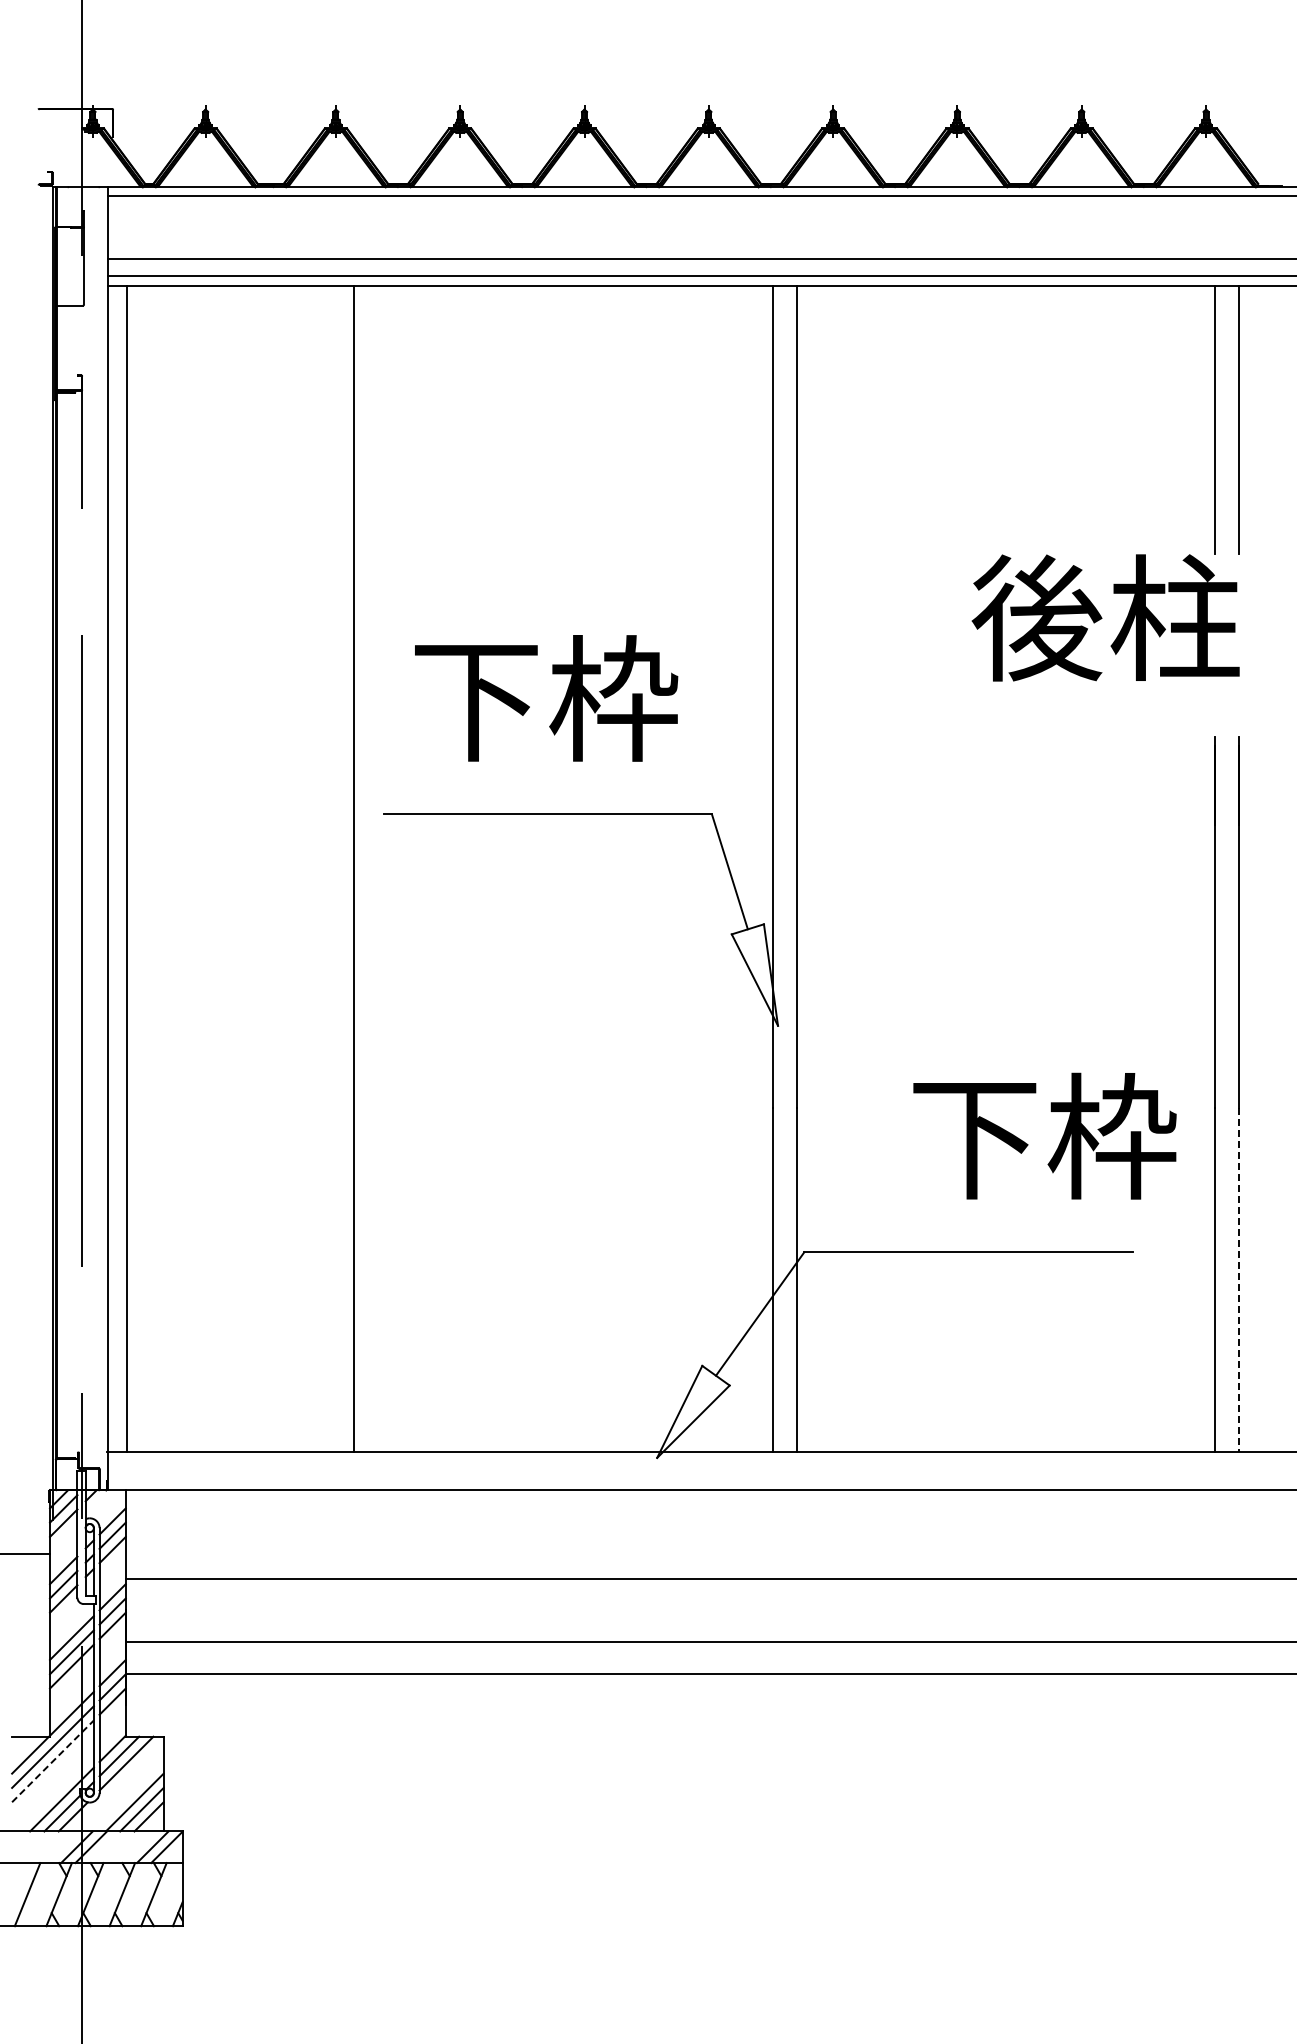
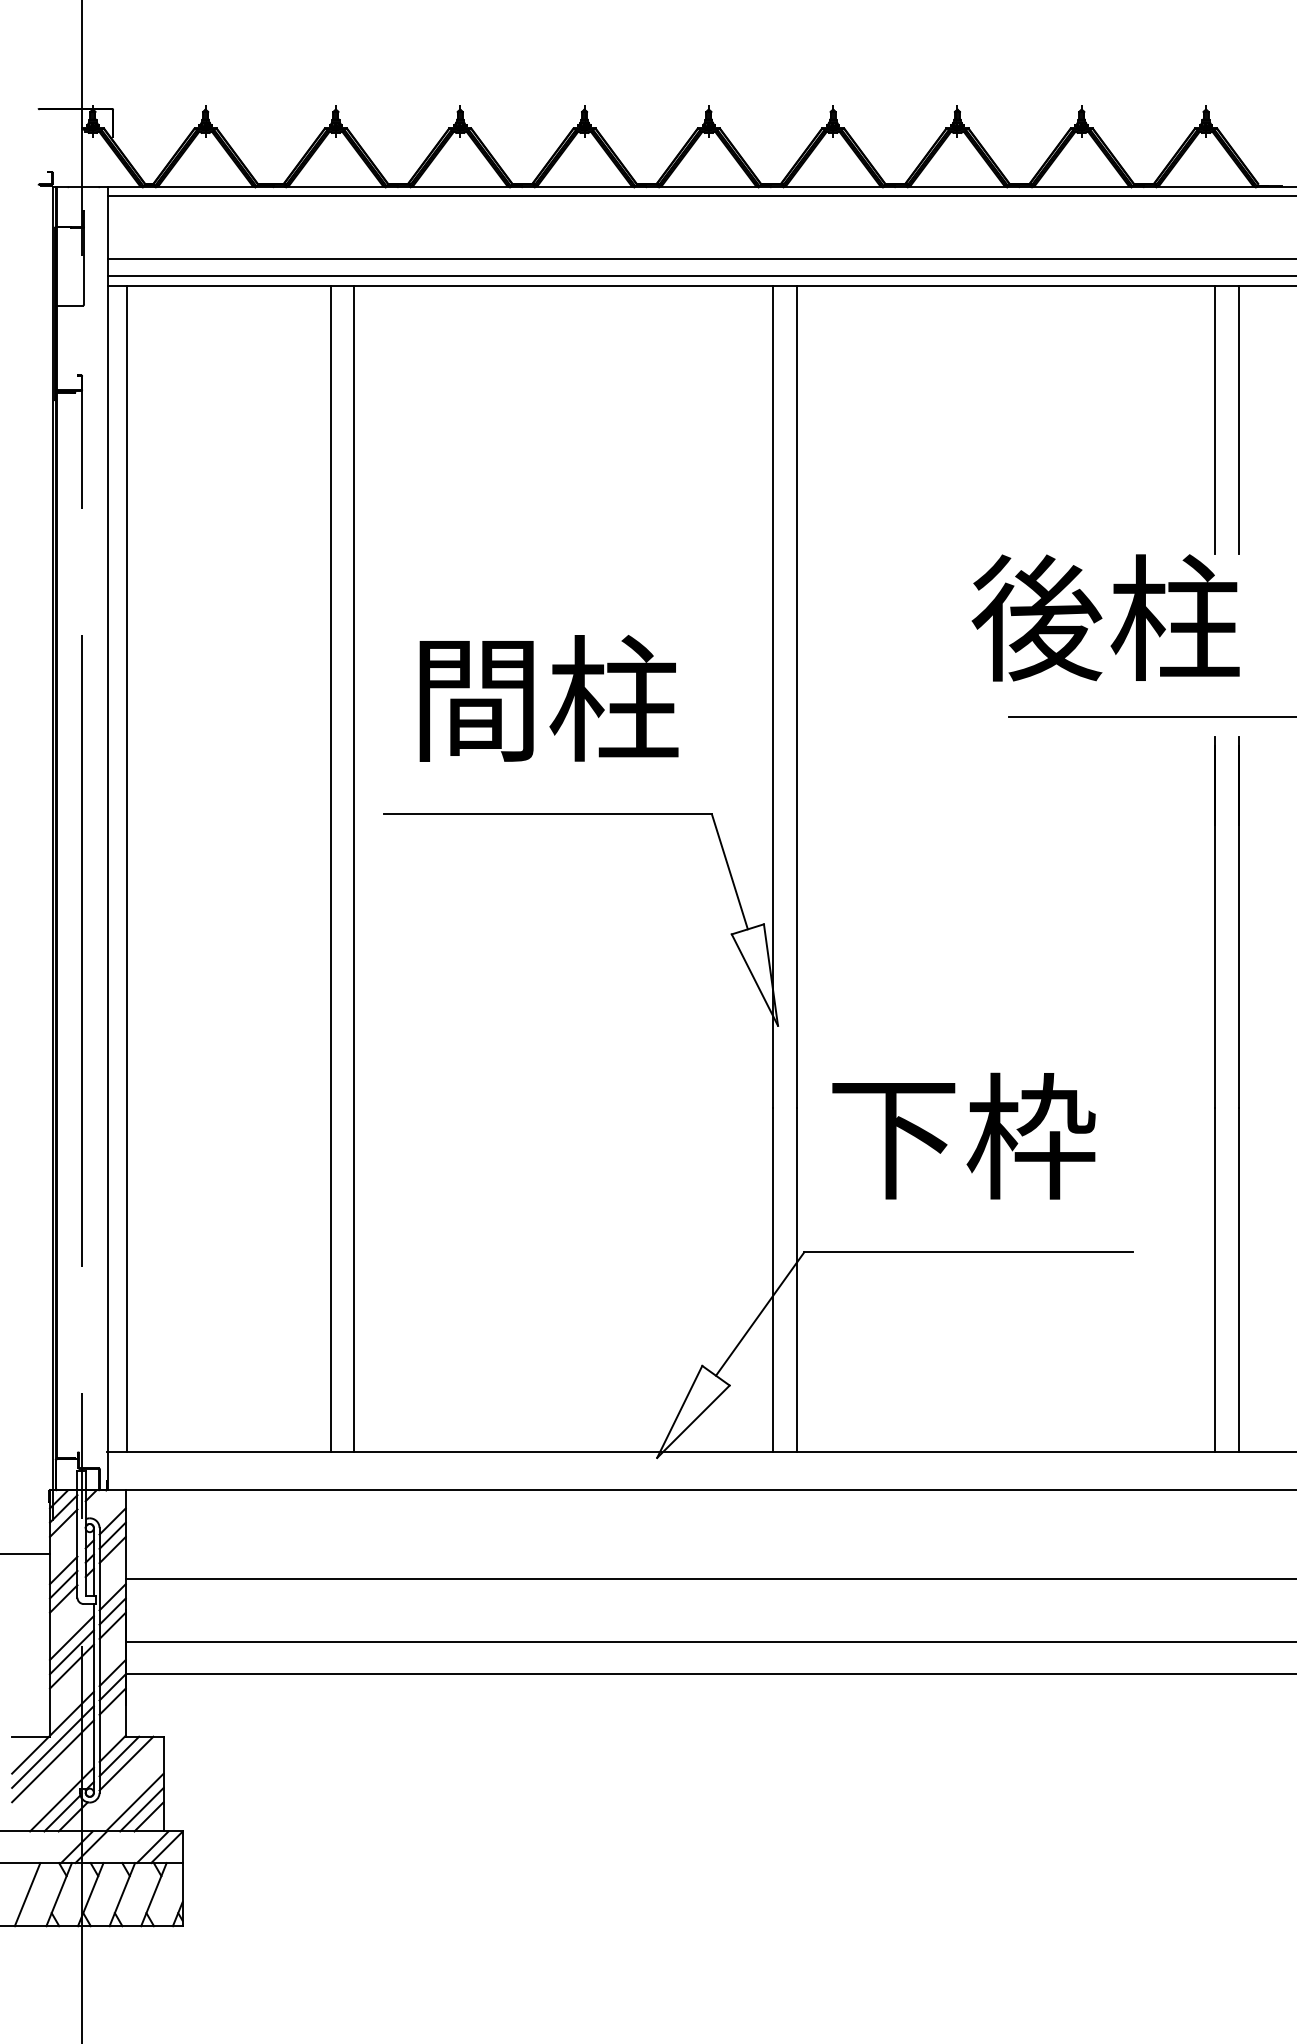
text: 下枠 -> 間柱 (546, 697)
line: none -> present (1150, 717)
line: none -> present (331, 868)
text position: (1044, 1135) -> (963, 1135) (963, 1135)
line: dashed -> solid (1238, 1280)
line: dashed -> solid (53, 1761)
